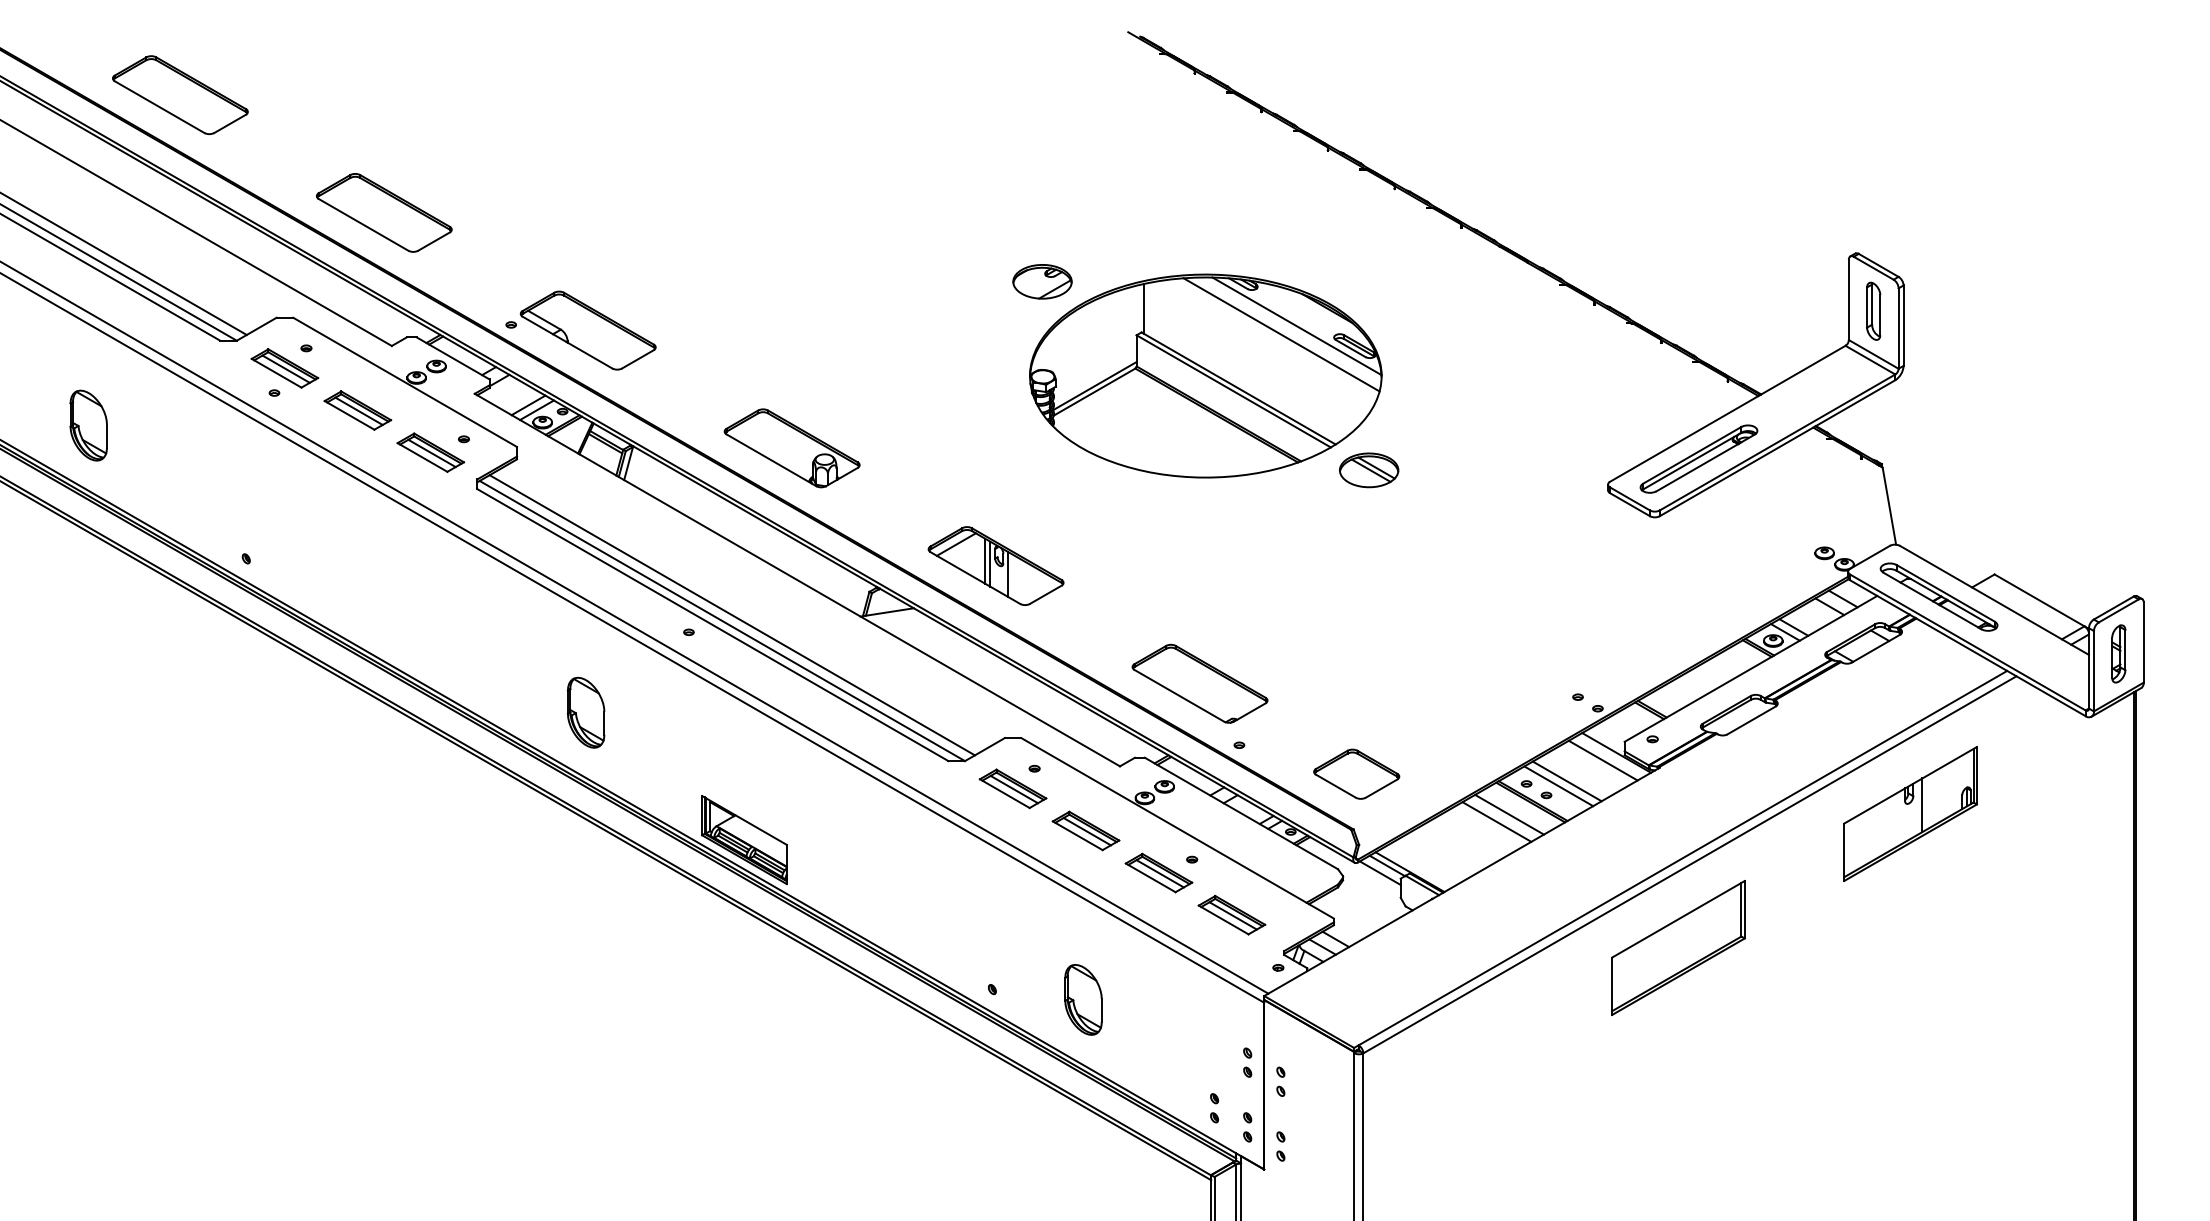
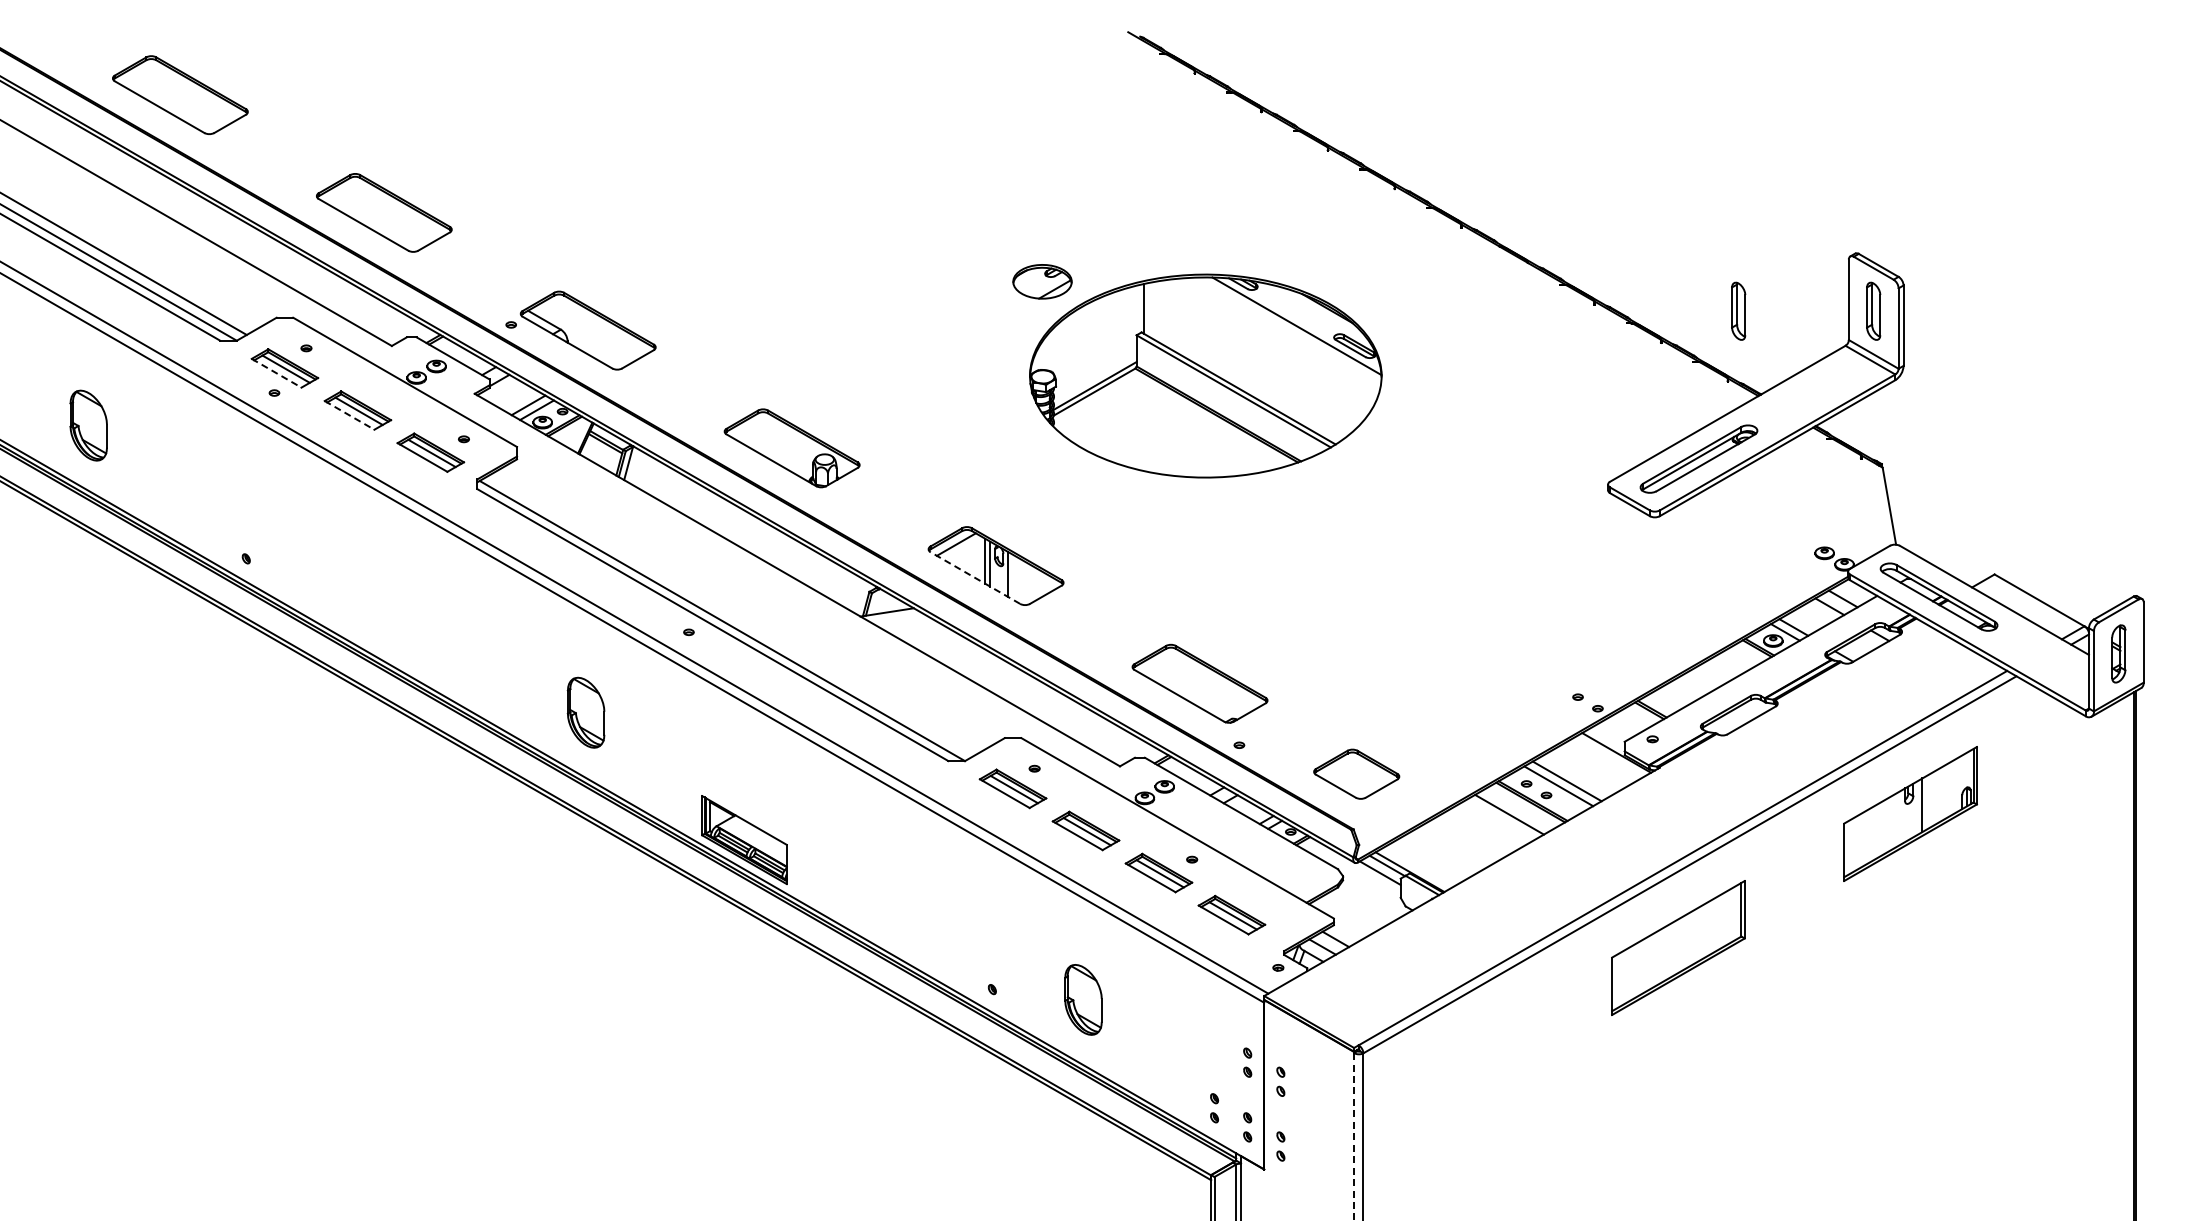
part: none -> present (1738, 310)
line: present -> none (1281, 334)
line: solid -> dashed (276, 373)
line: solid -> dashed (349, 415)
part: present -> none (1369, 470)
line: solid -> dashed (975, 578)
line: present -> none (731, 615)
line: present -> none (1602, 760)
line: present -> none (1496, 821)
line: solid -> dashed (1354, 1137)
